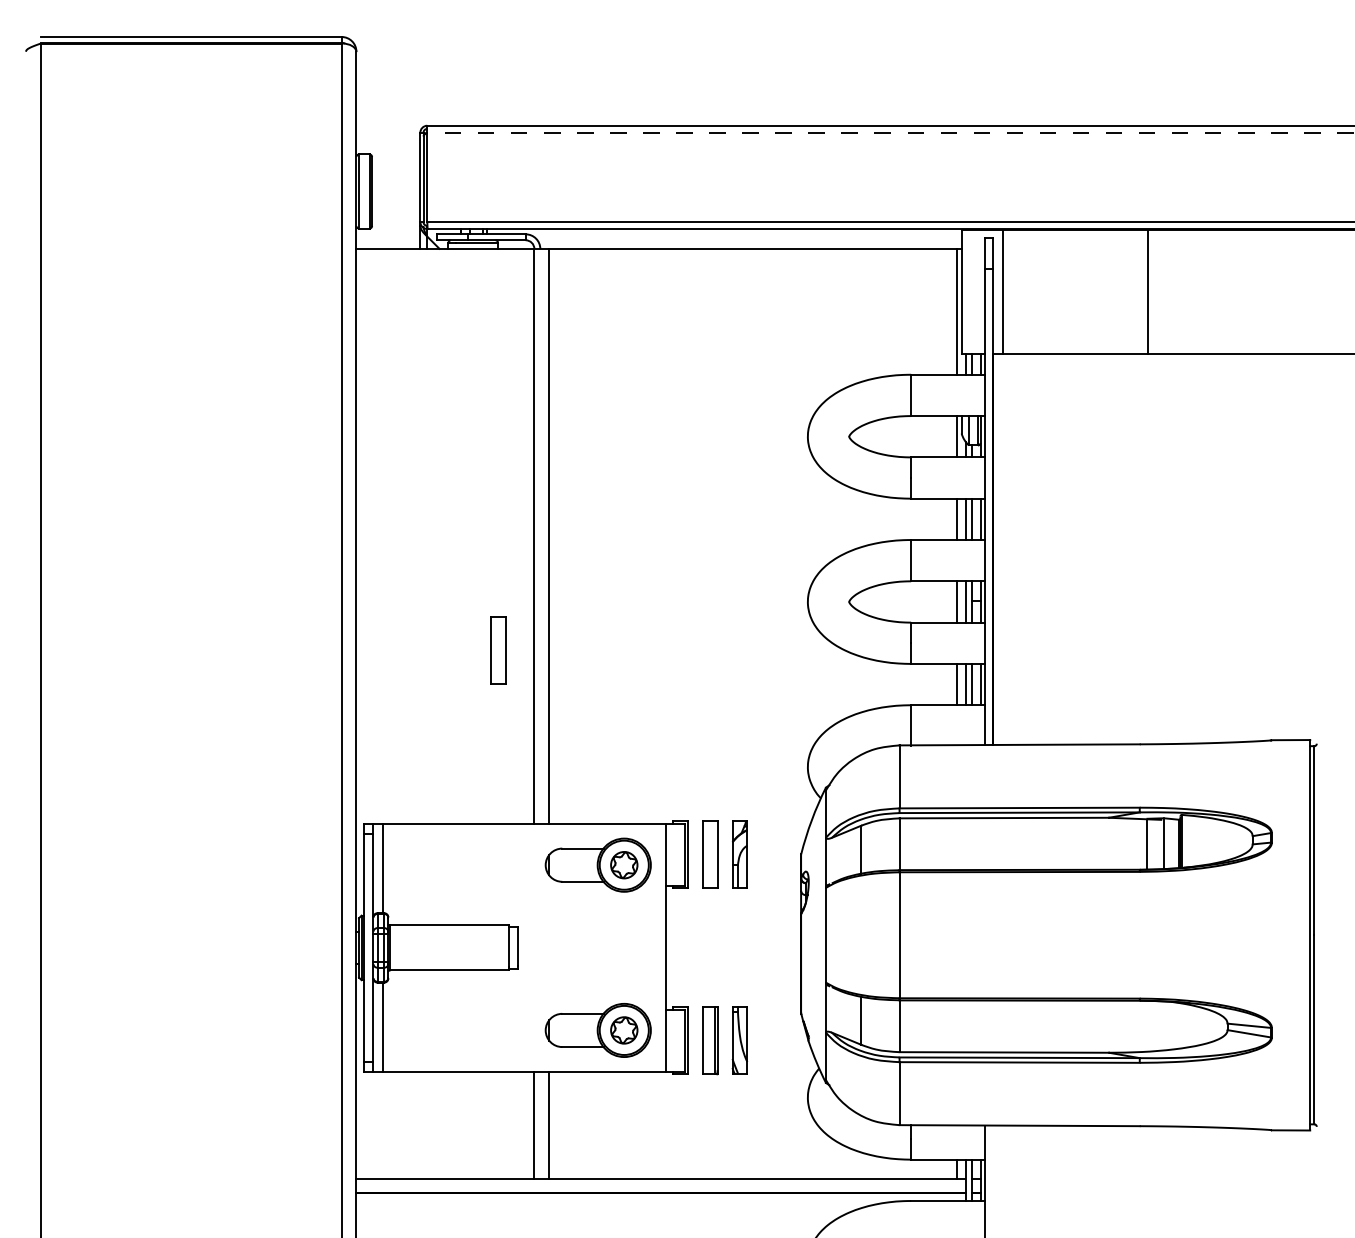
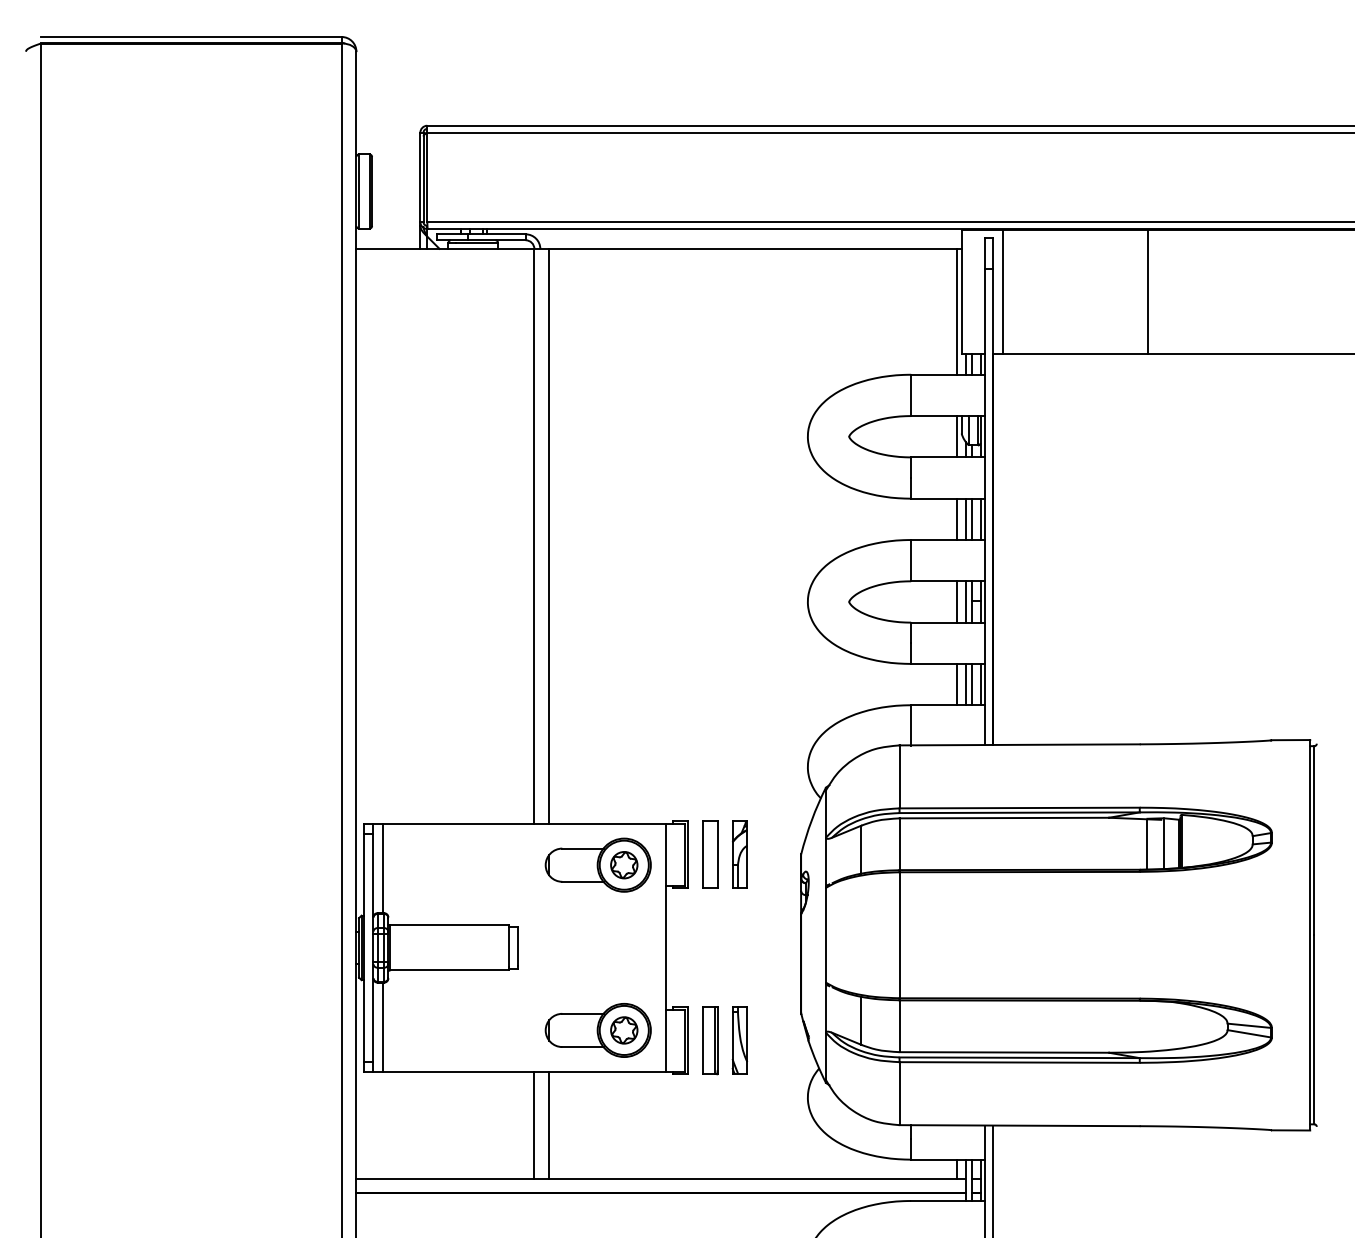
line: dashed -> solid (890, 132)
part: present -> none (498, 650)
line: none -> present (992, 1179)
